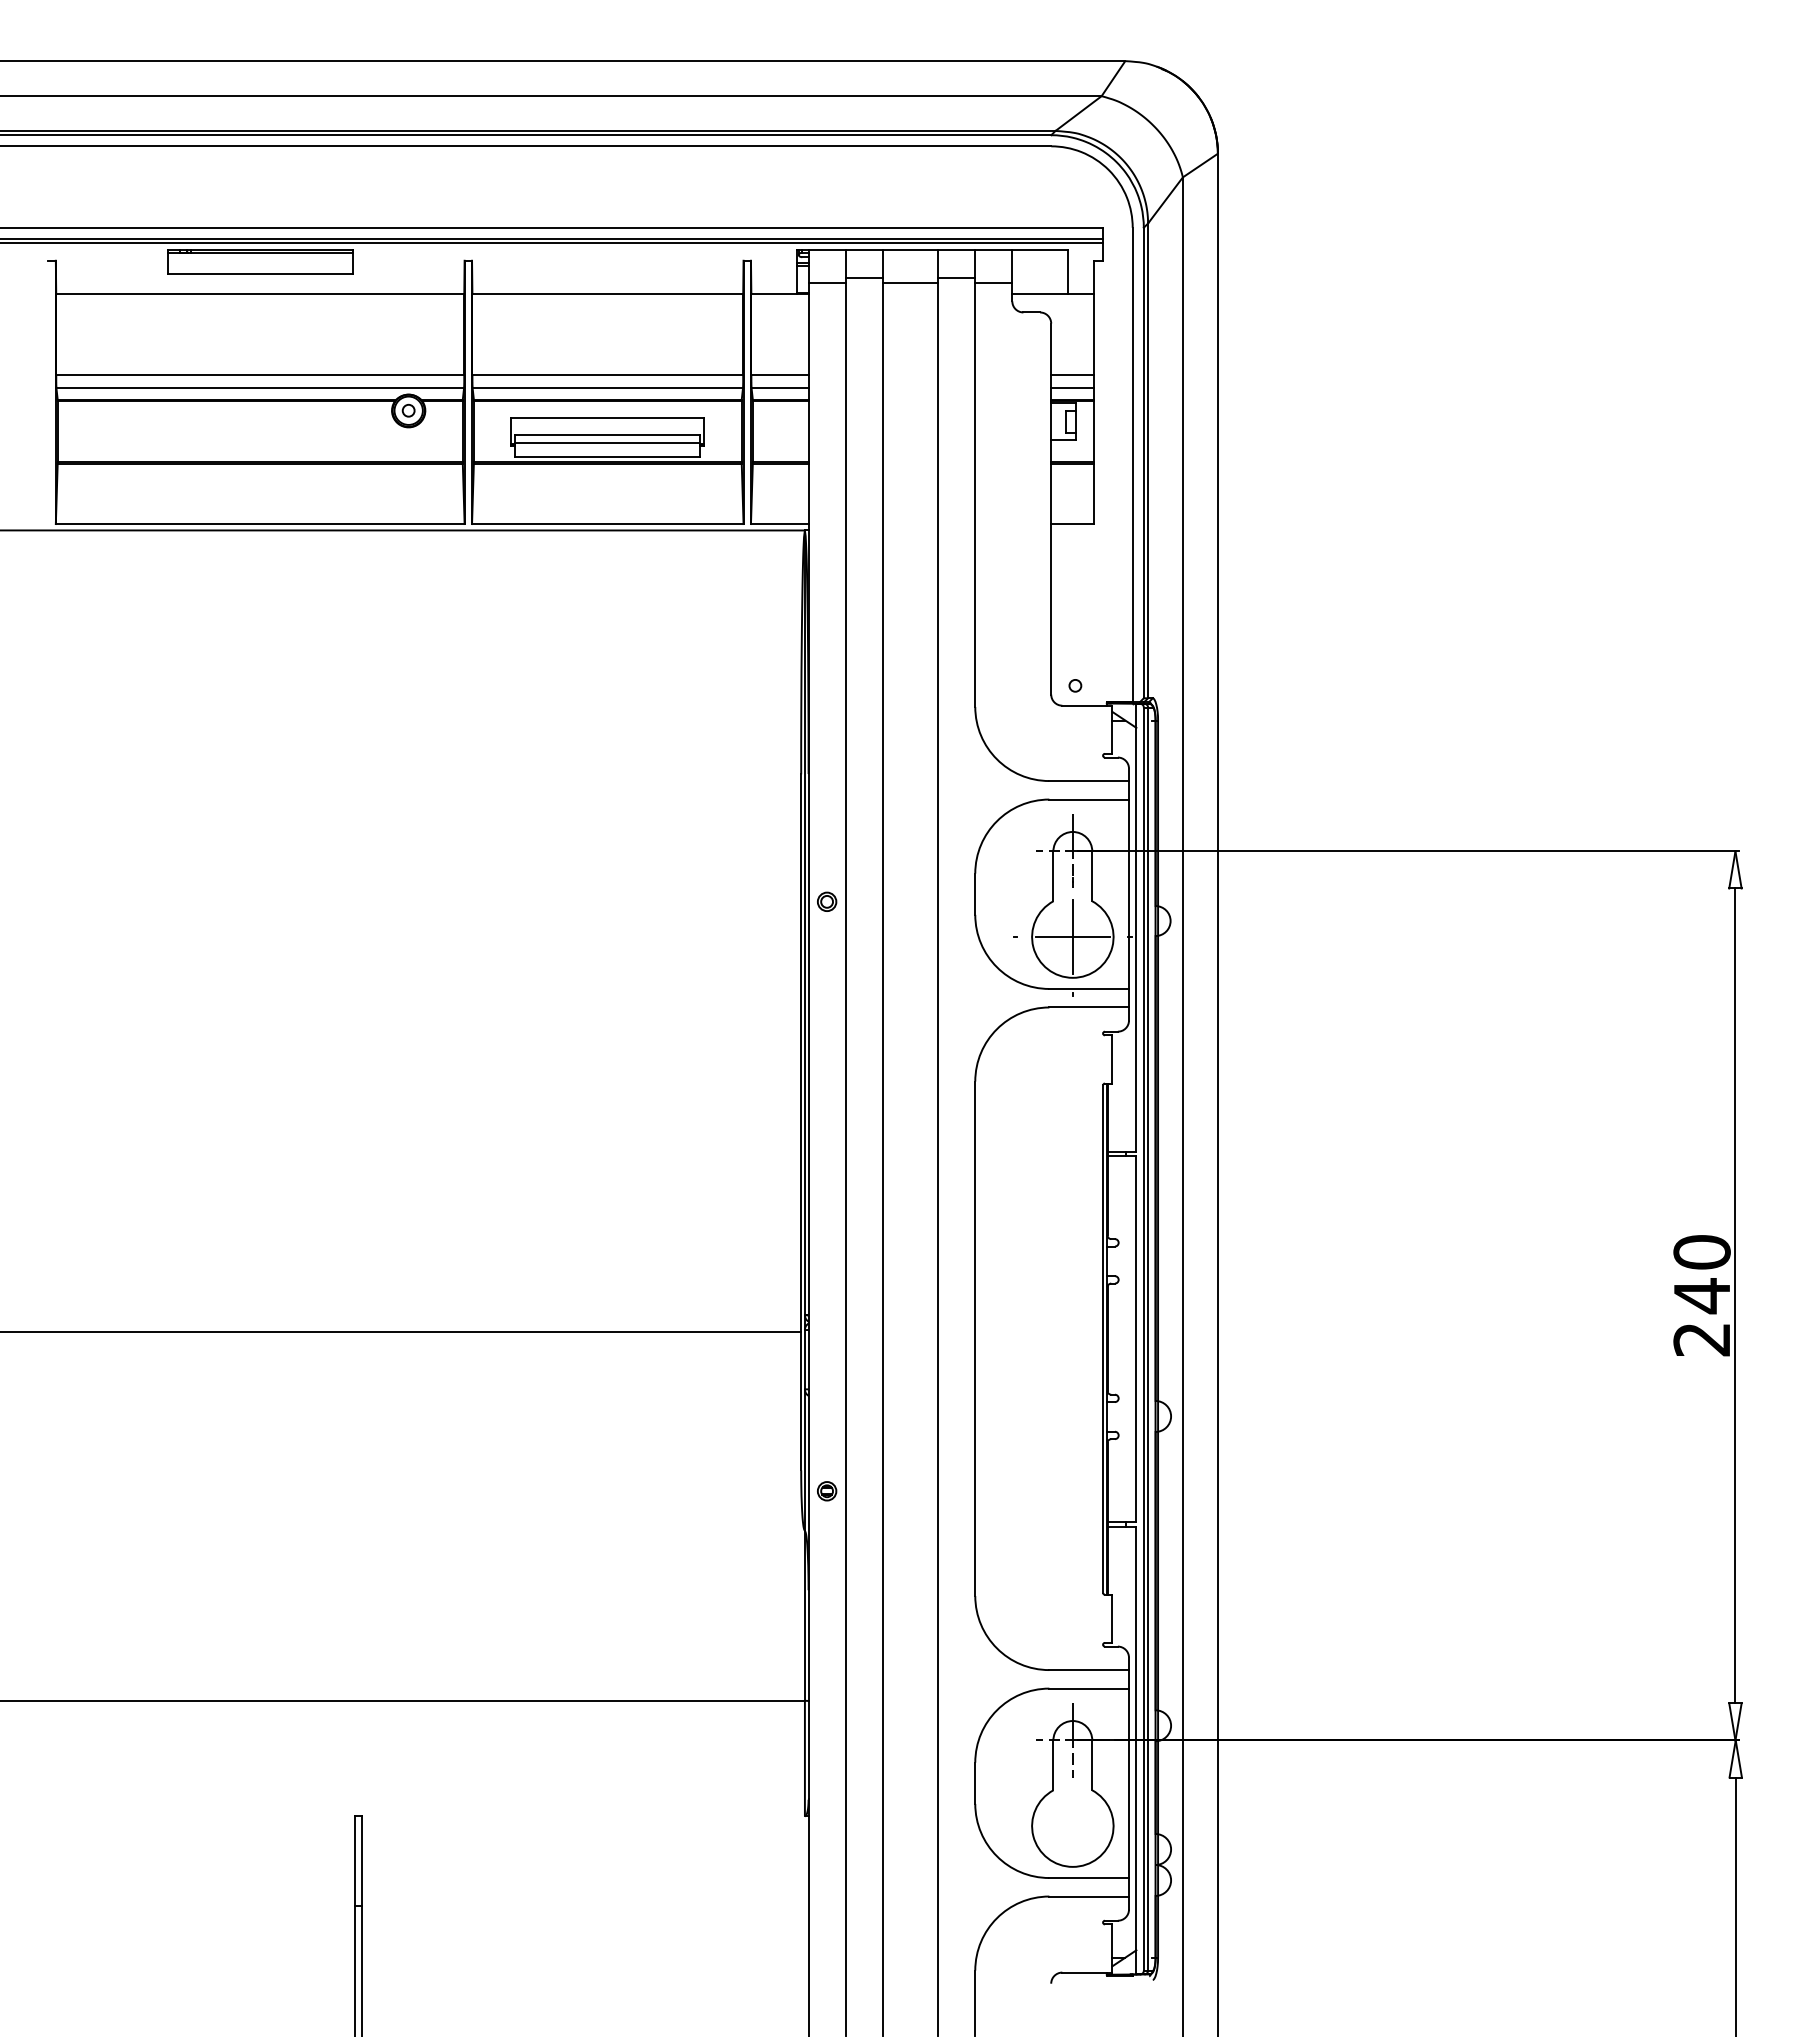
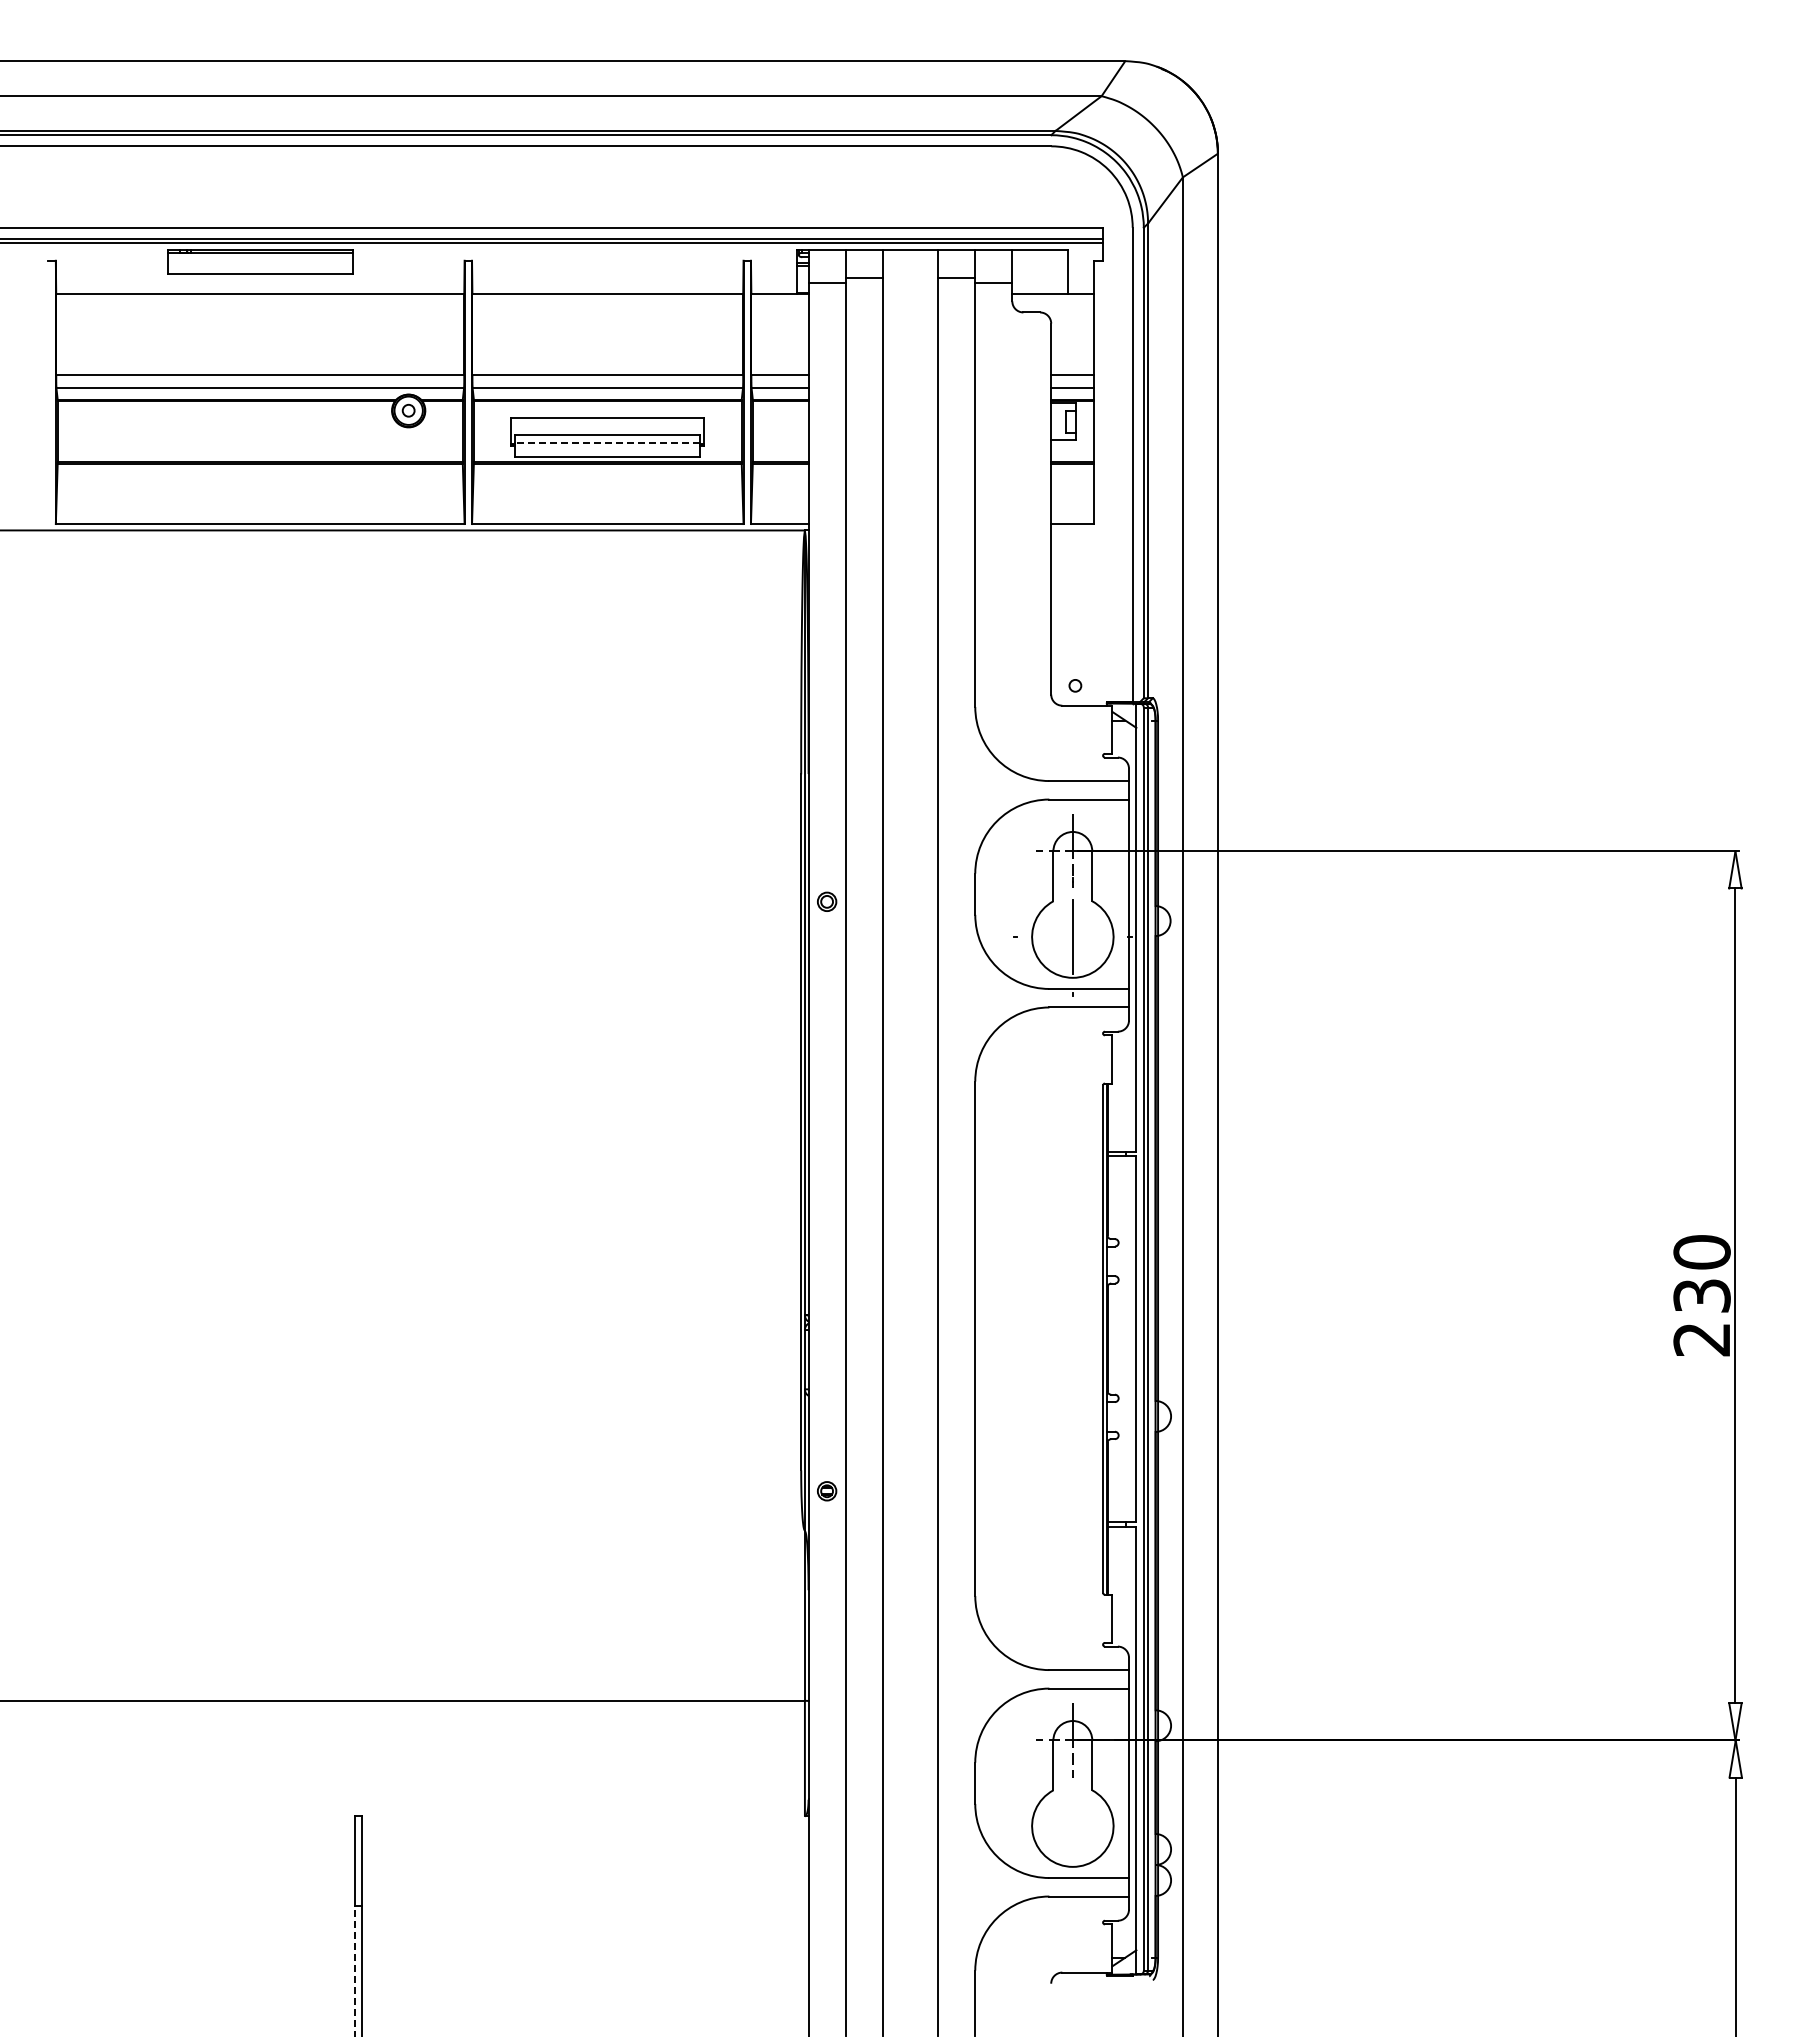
line: present -> none (910, 282)
line: solid -> dashed (607, 442)
line: present -> none (1072, 937)
text: 240 -> 230 (1701, 1296)
line: present -> none (401, 1331)
line: solid -> dashed (354, 1970)
